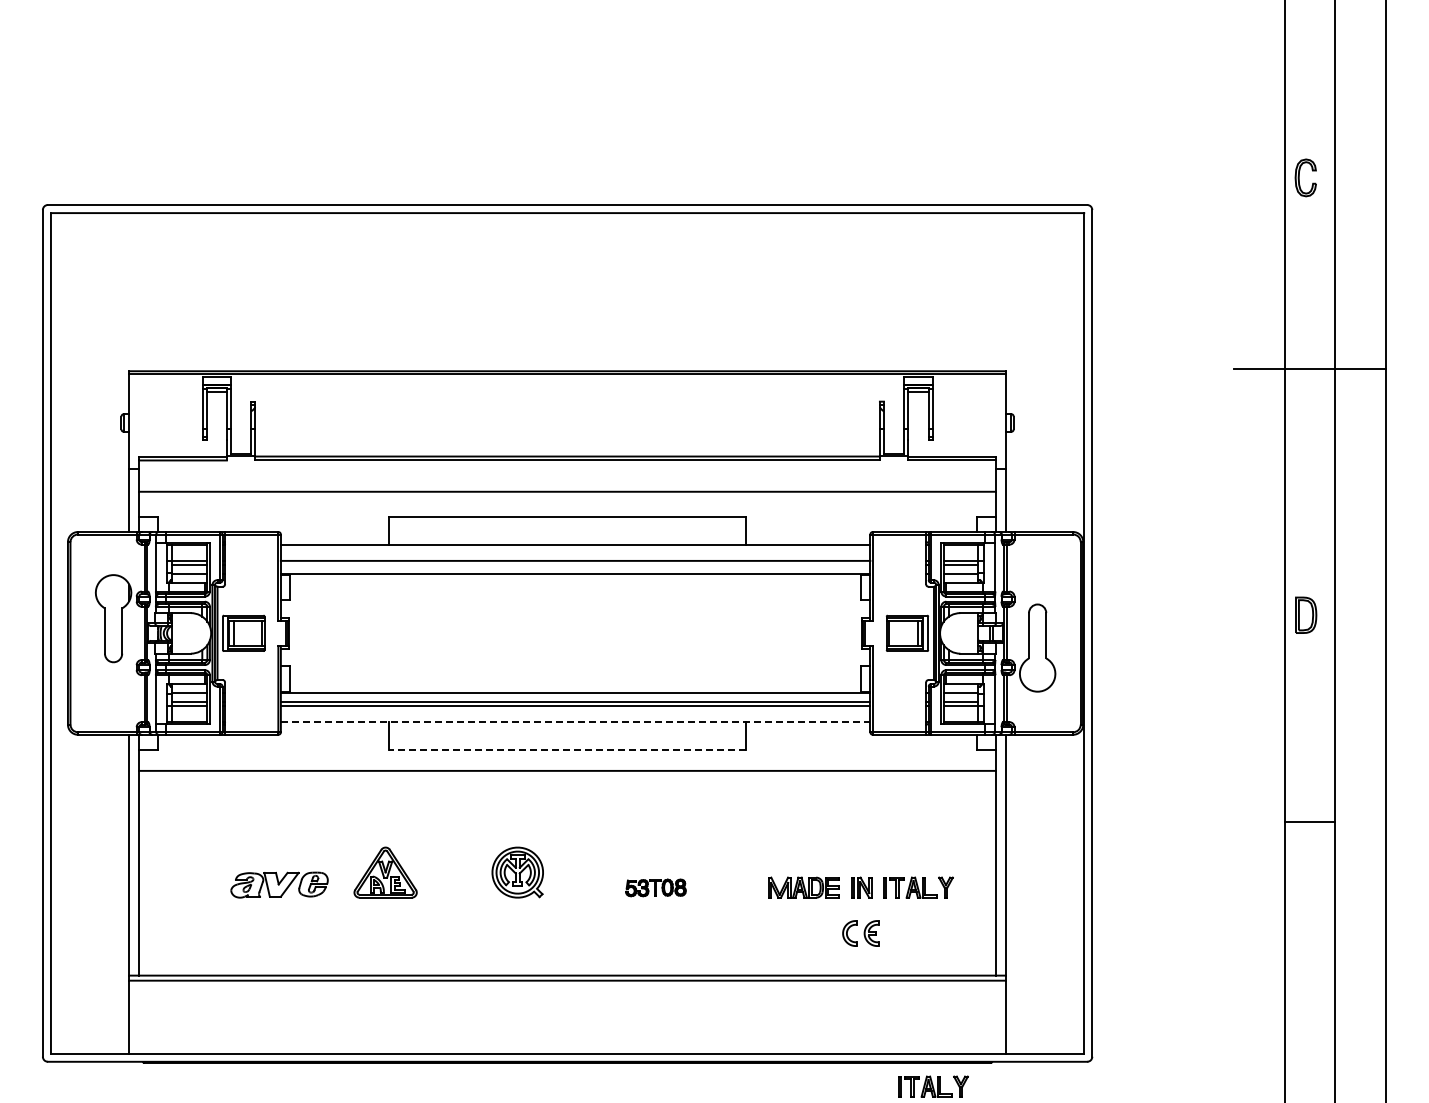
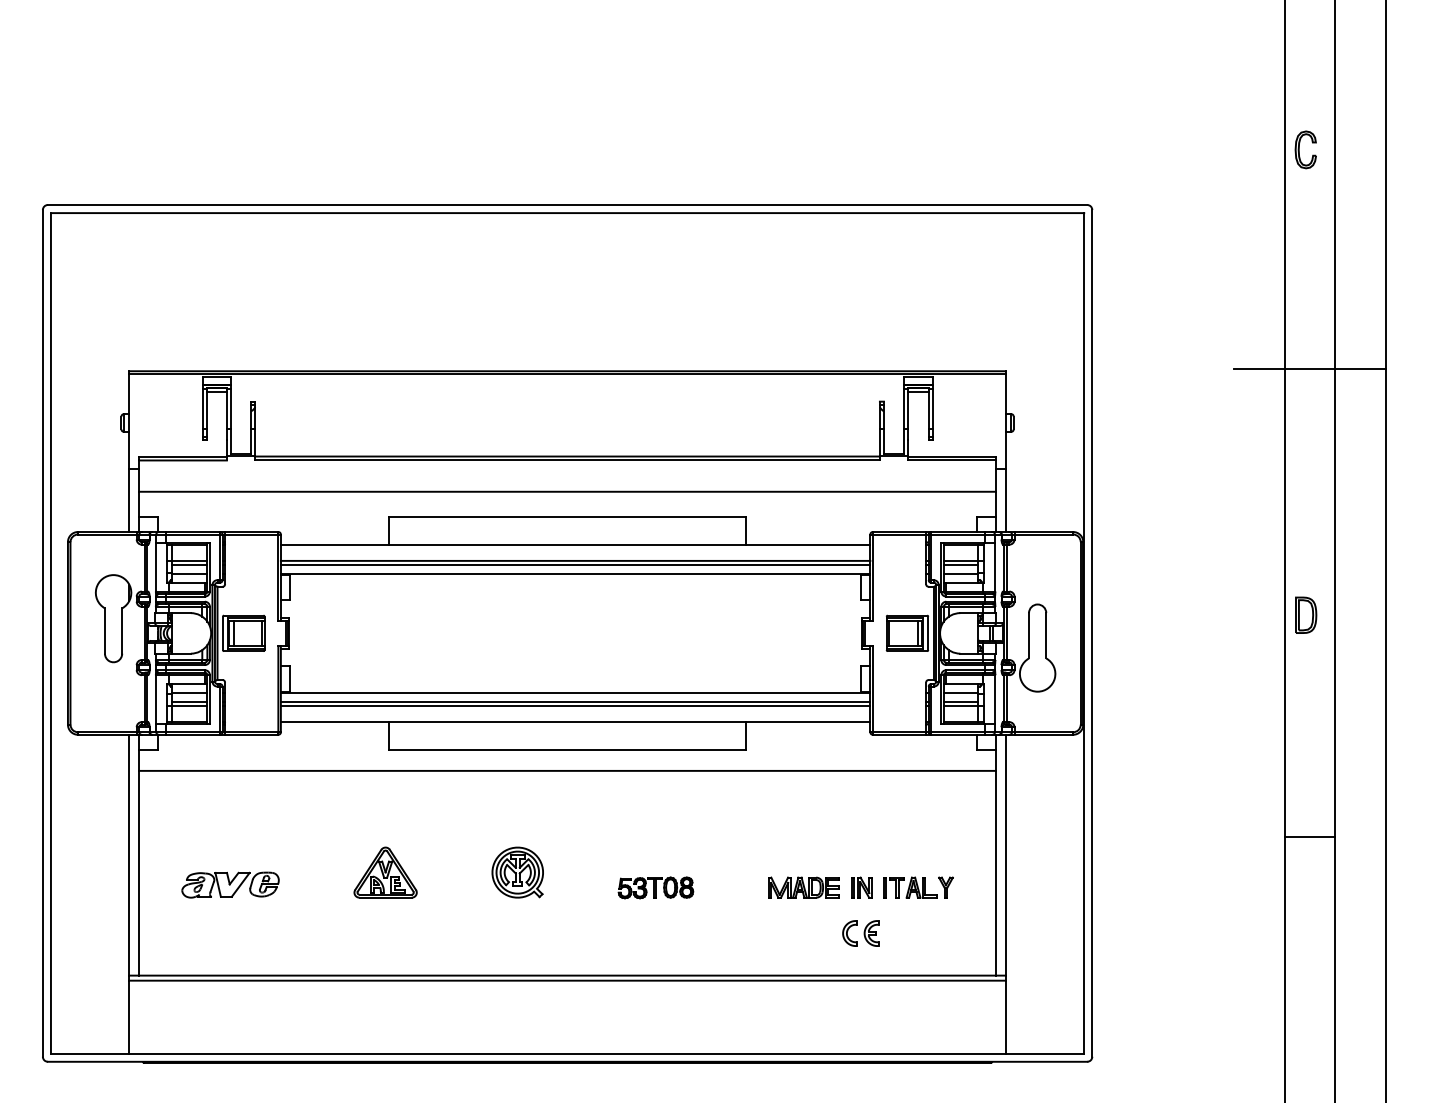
part position: (1305, 177) -> (1305, 149) (1305, 149)
line: none -> present (575, 564)
line: dashed -> solid (575, 722)
line: dashed -> solid (567, 750)
line position: (1309, 822) -> (1309, 837) (1309, 837)
part position: (279, 884) -> (230, 884) (230, 884)
part size: 62x20 px -> 78x24 px (655, 887)
part: present -> none (933, 1086)
